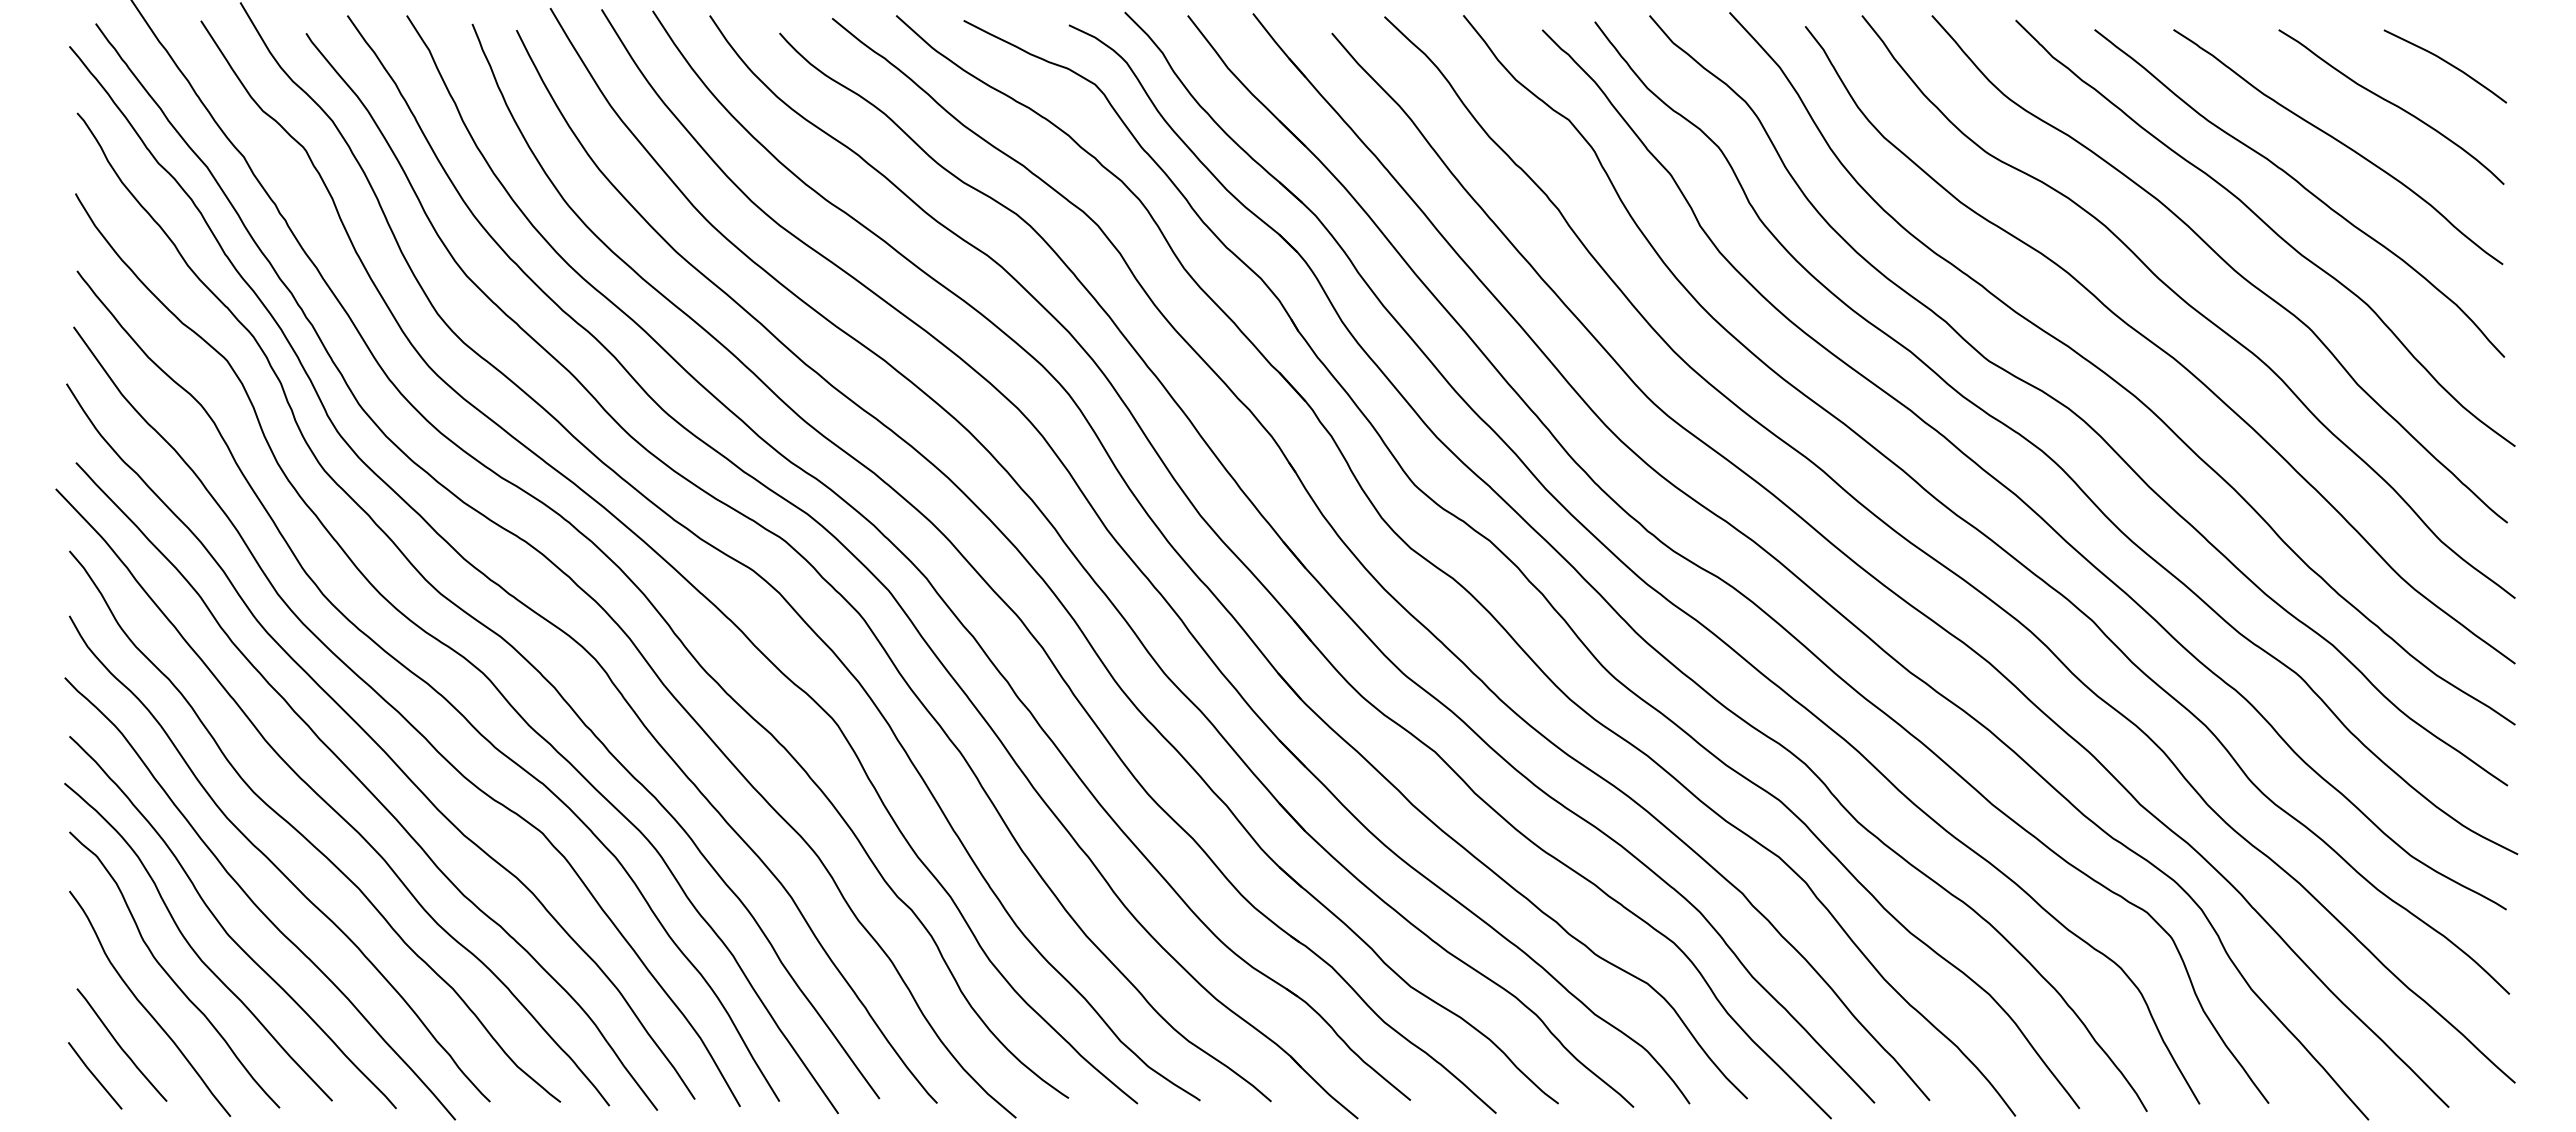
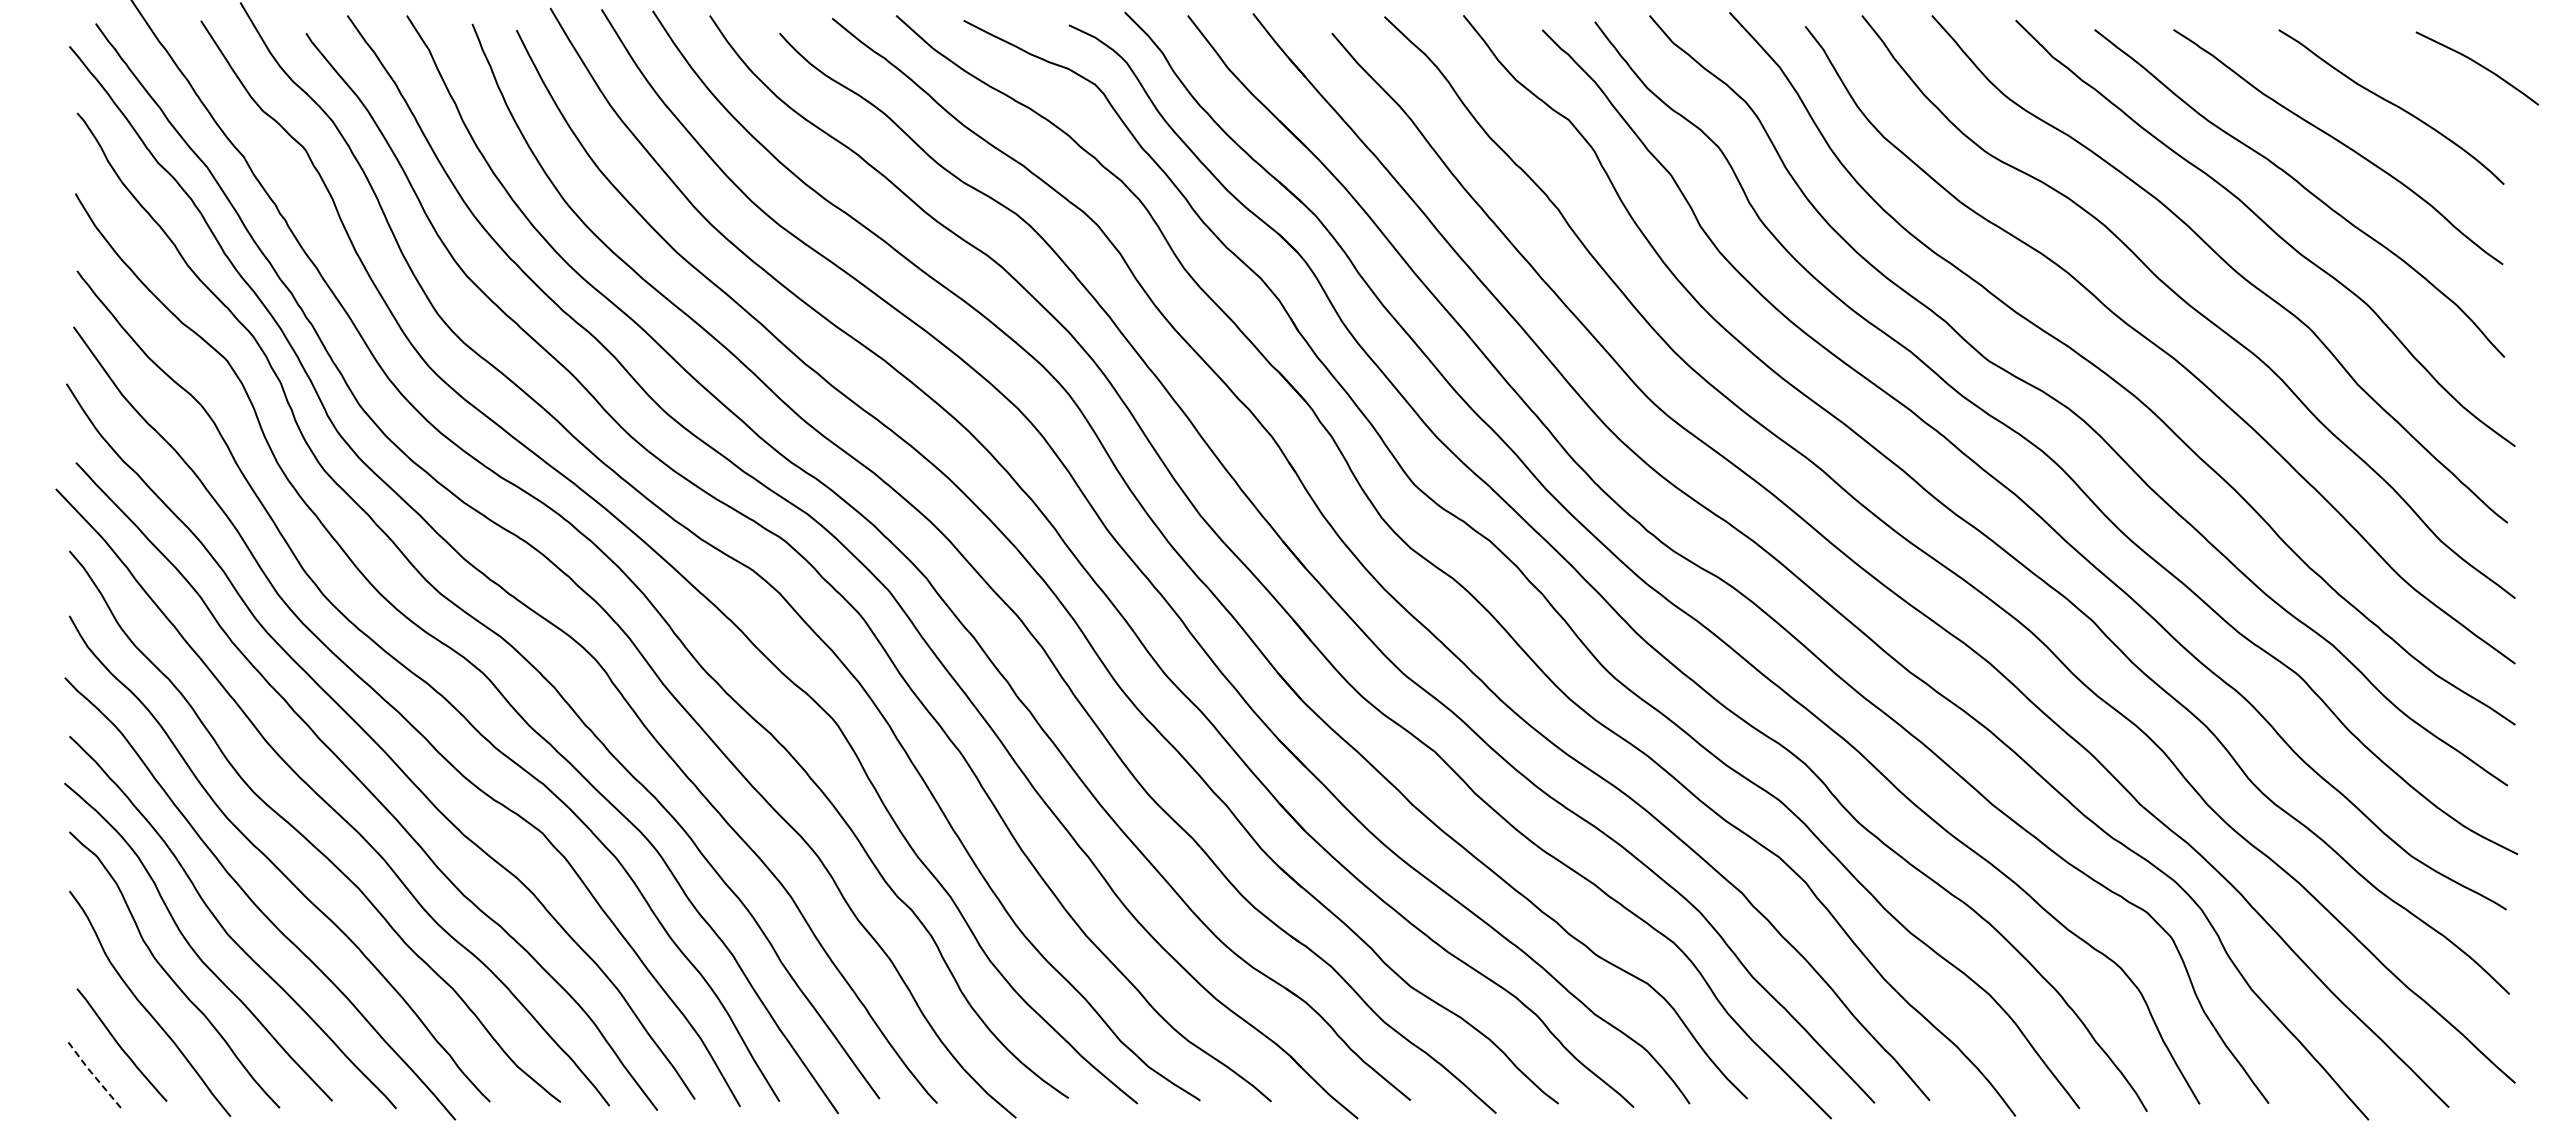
curve position: (2446, 63) -> (2478, 65) (2478, 65)
line: solid -> dashed (94, 1075)
